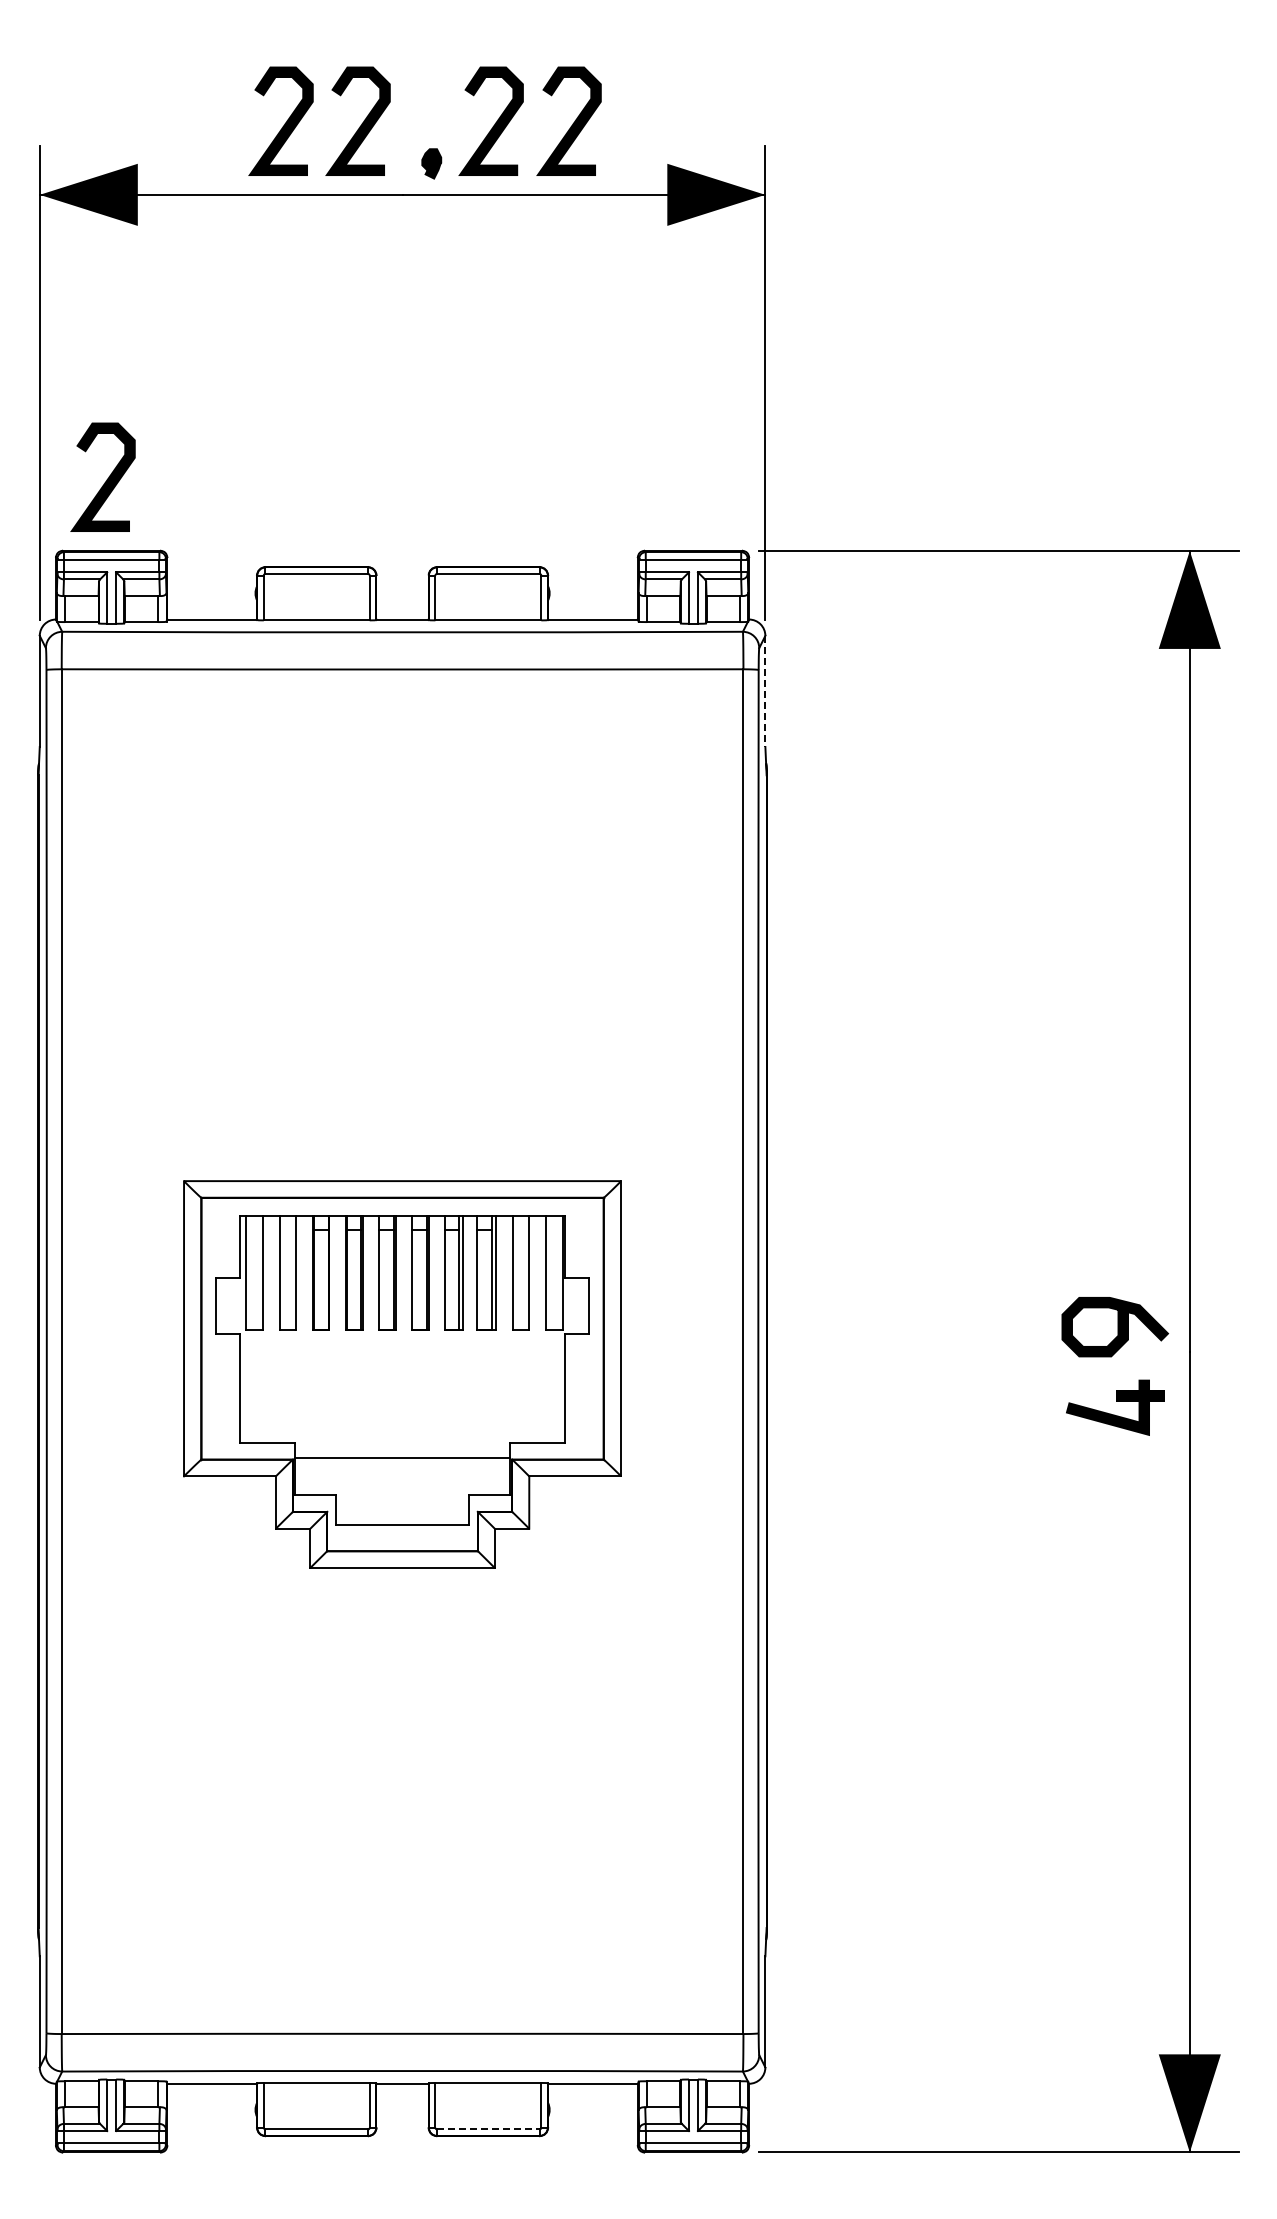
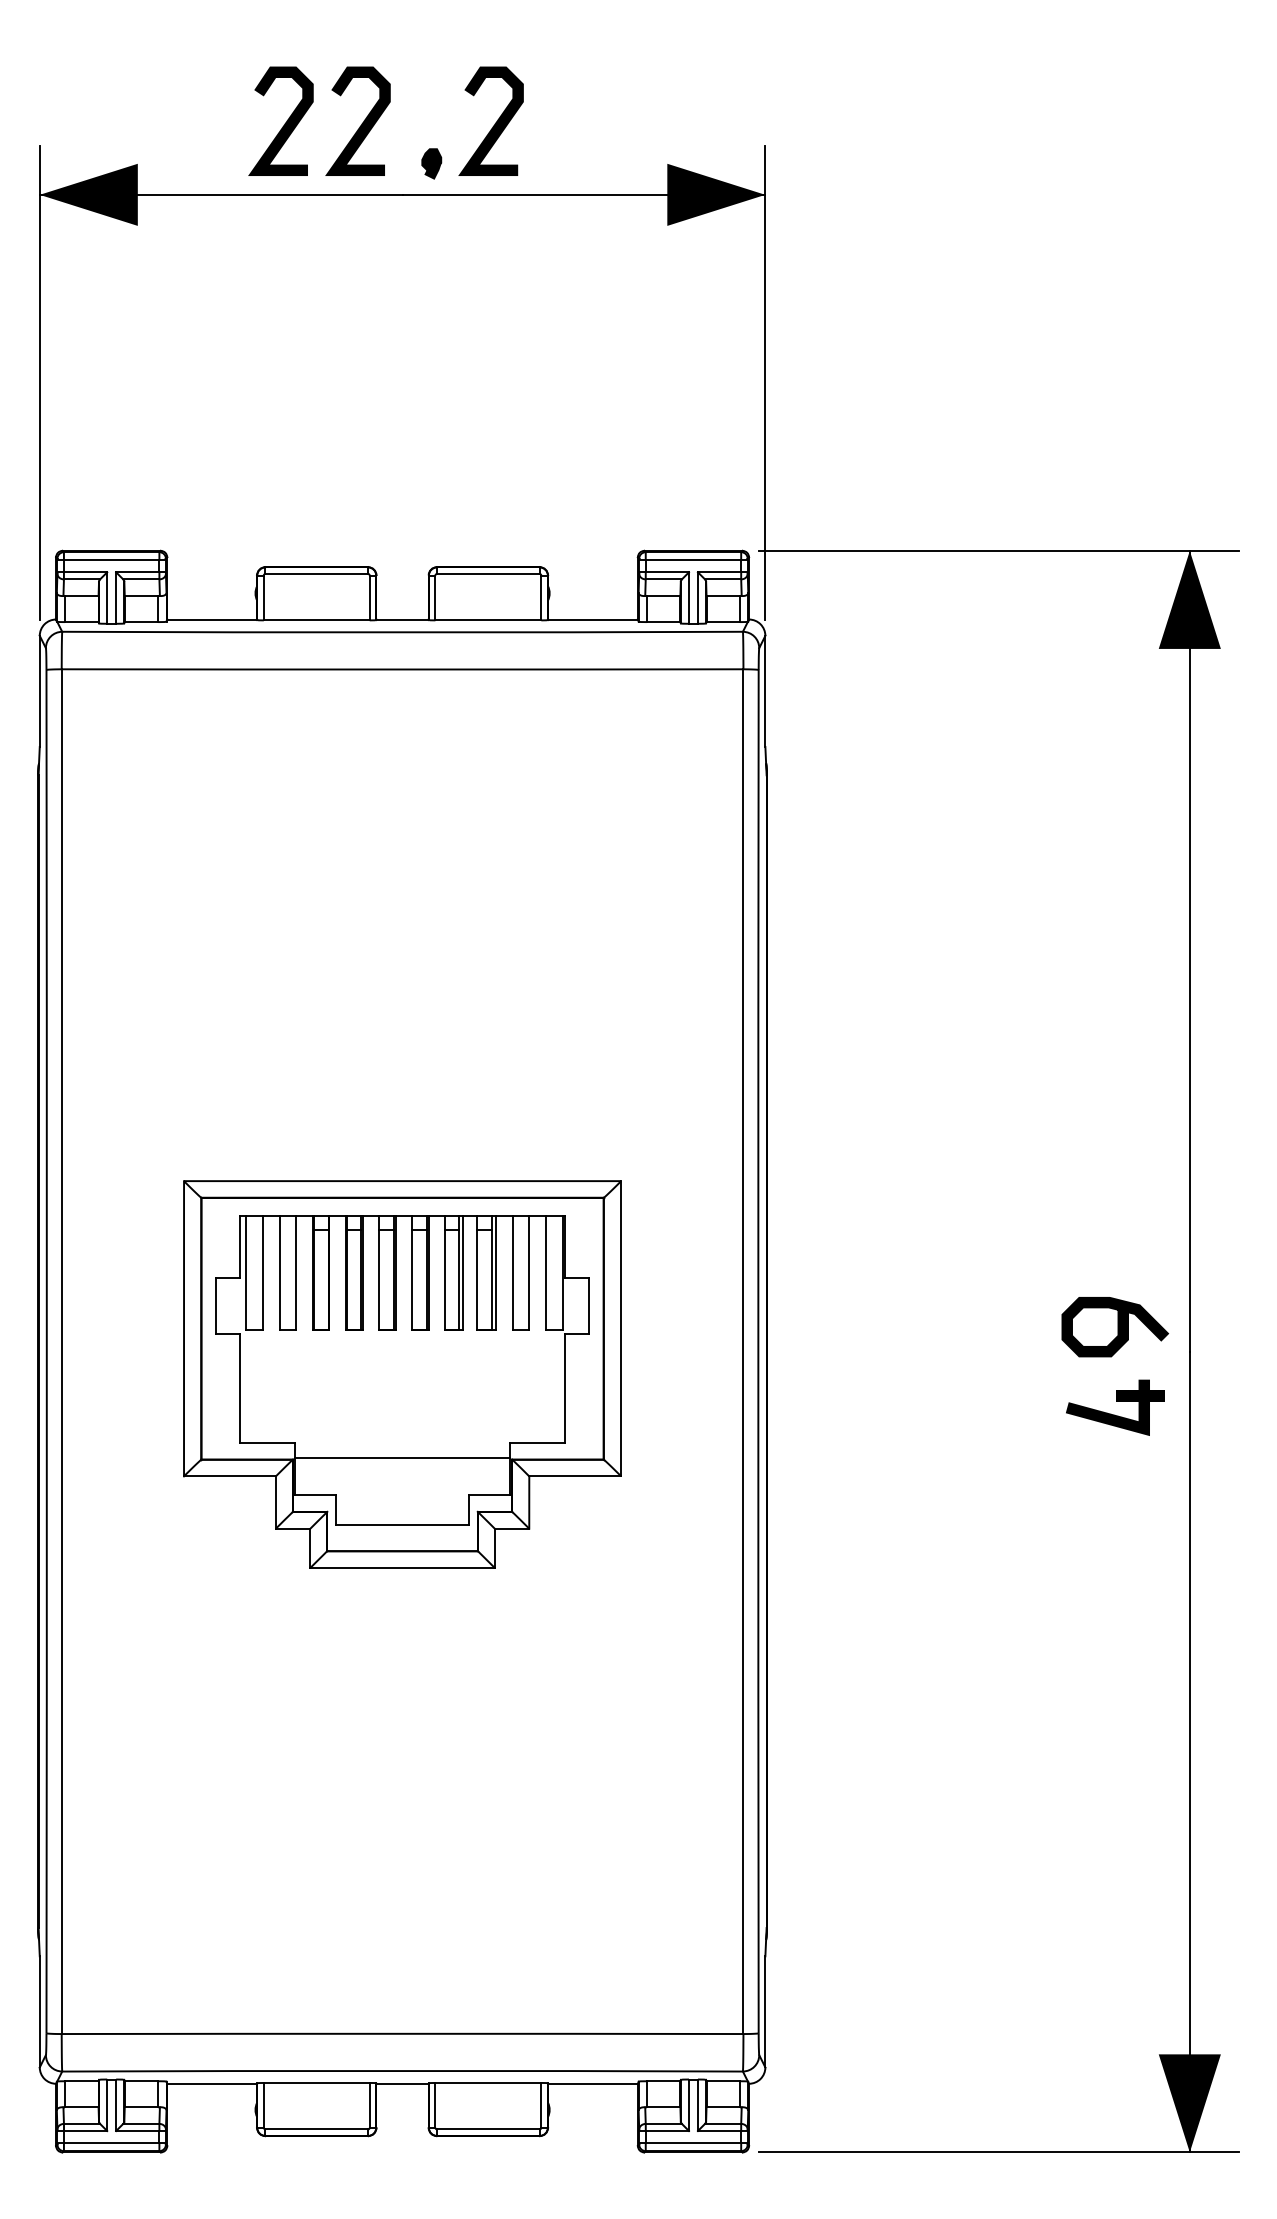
curve: present -> none (572, 123)
curve: present -> none (106, 479)
line: dashed -> solid (765, 691)
line: dashed -> solid (488, 2129)
